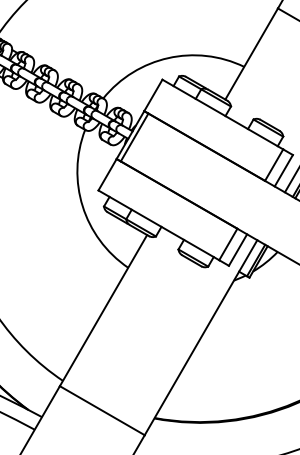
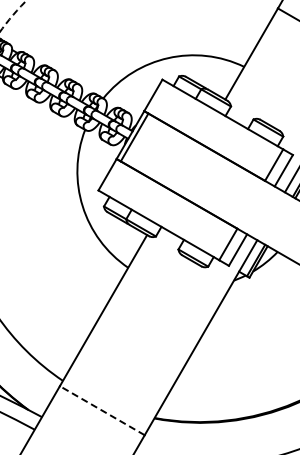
arc: solid -> dashed (12, 15)
line: solid -> dashed (102, 410)
